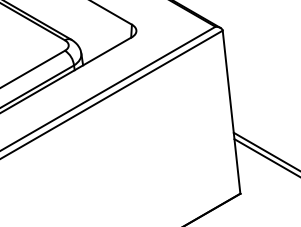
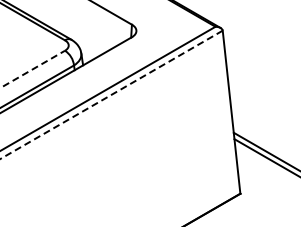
line: solid -> dashed (32, 69)
line: solid -> dashed (111, 95)
